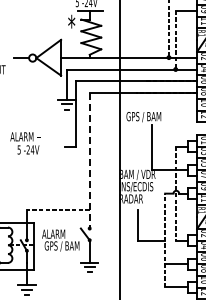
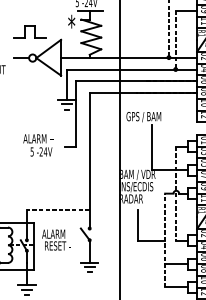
part: none -> present (29, 31)
text position: (25, 143) -> (38, 145) (38, 145)
line: dashed -> solid (89, 160)
text: GPS / BAM -> RESET - (61, 246)
